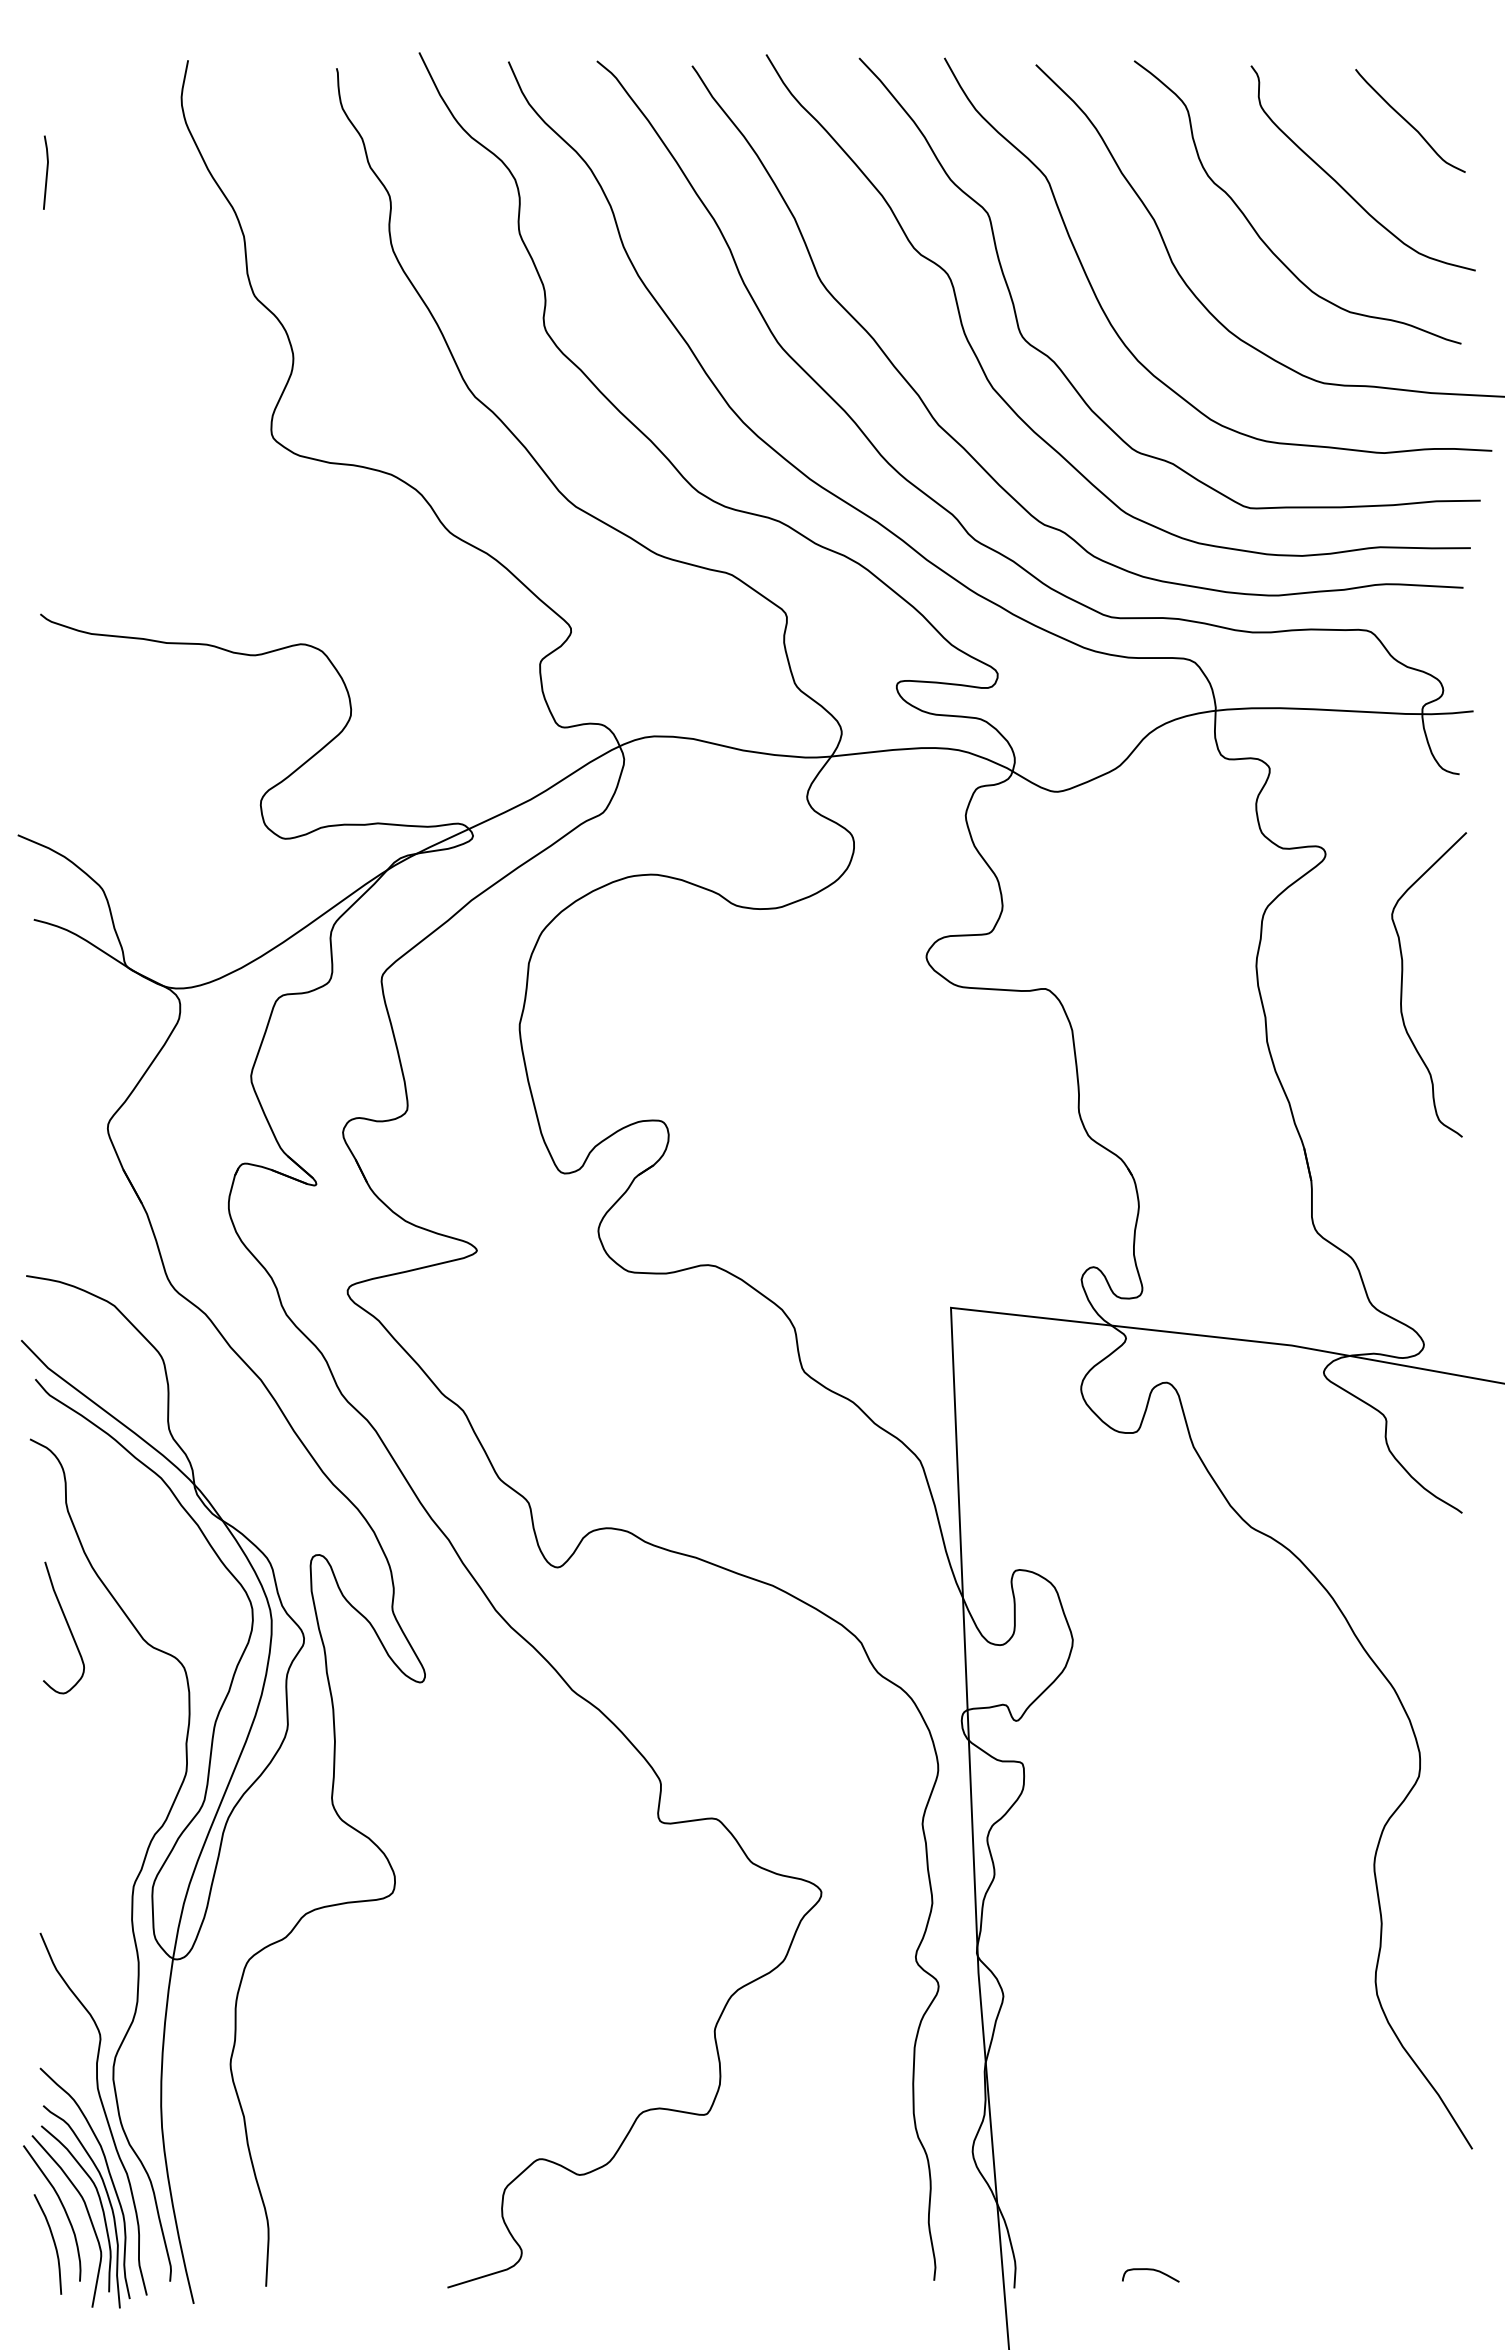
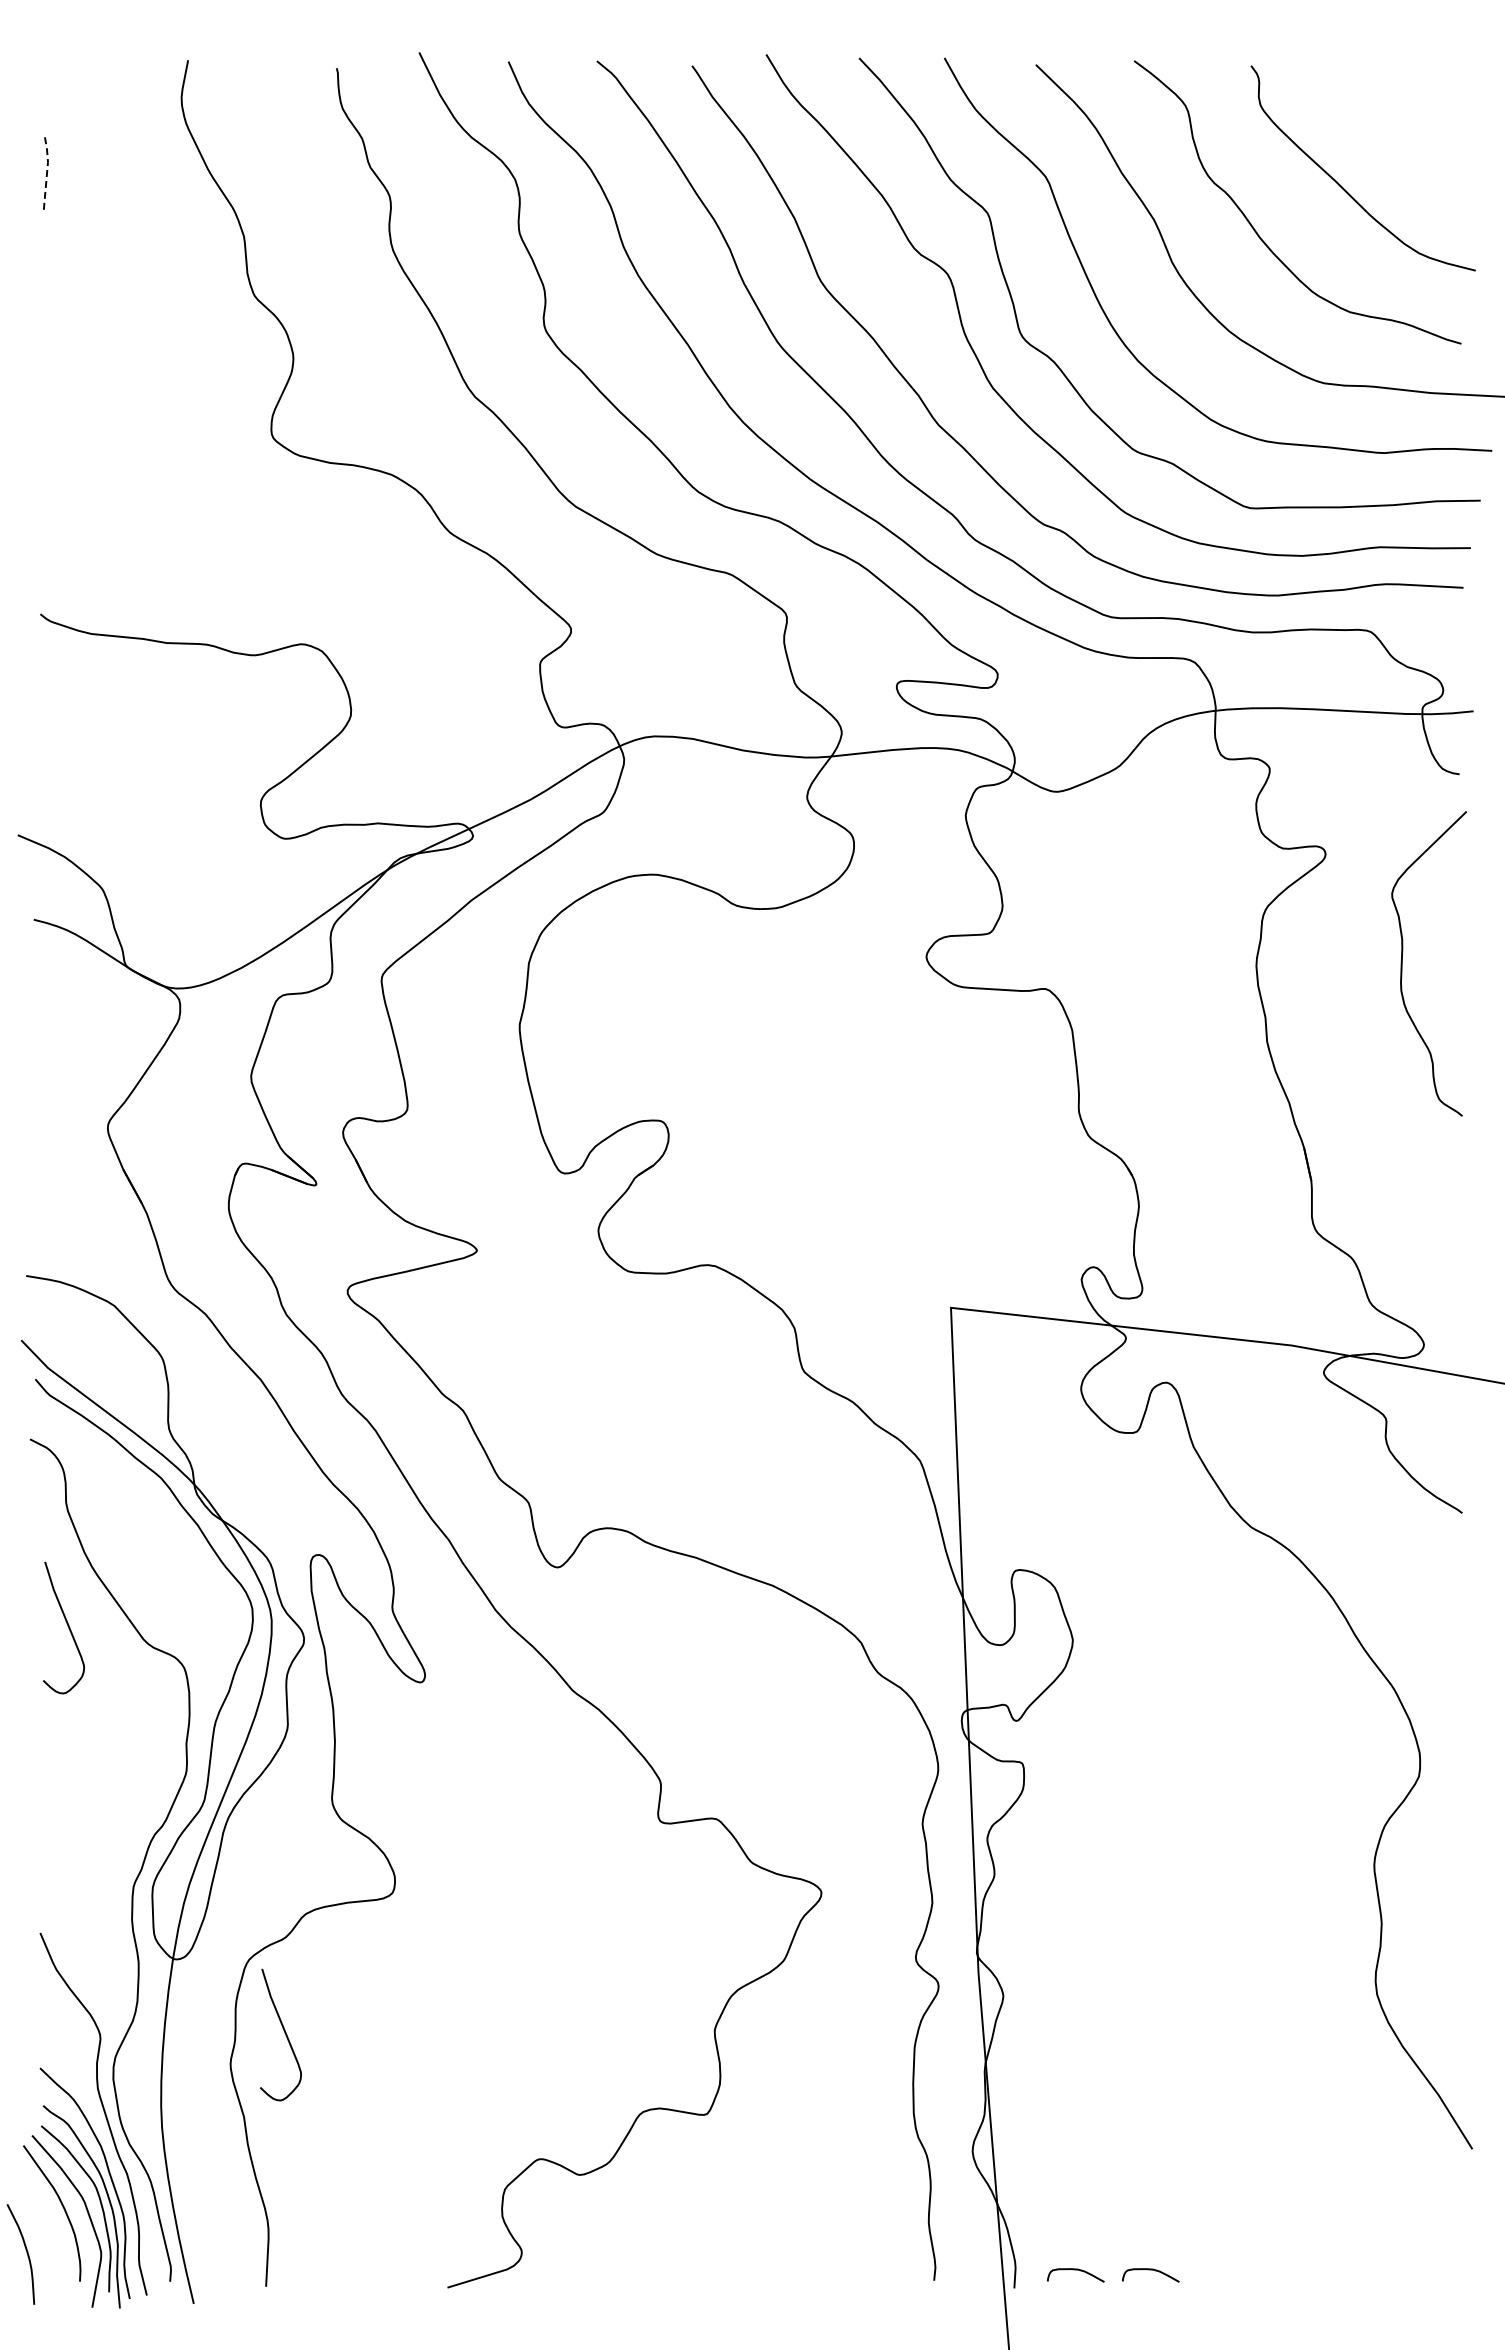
curve: present -> none (1408, 121)
line: solid -> dashed (47, 171)
curve position: (1402, 984) -> (1402, 963) (1402, 963)
curve: none -> present (284, 2033)
curve position: (53, 2243) -> (26, 2253) (26, 2253)
curve: none -> present (1075, 2270)
